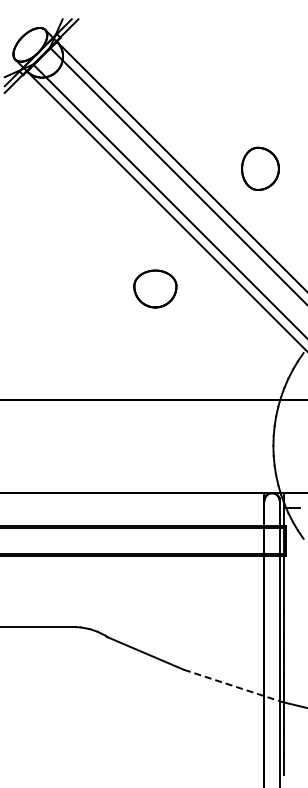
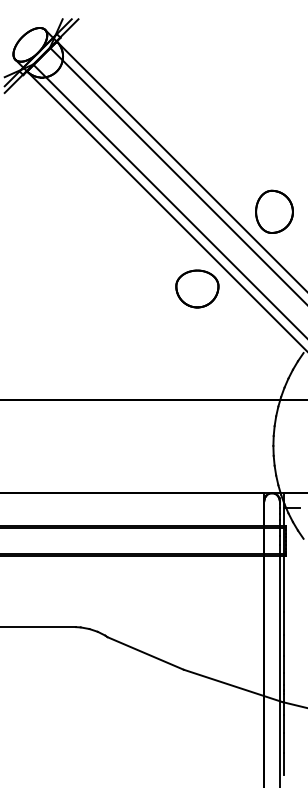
part position: (260, 168) -> (274, 211) (274, 211)
part position: (155, 288) -> (197, 288) (197, 288)
line: dashed -> solid (233, 685)
